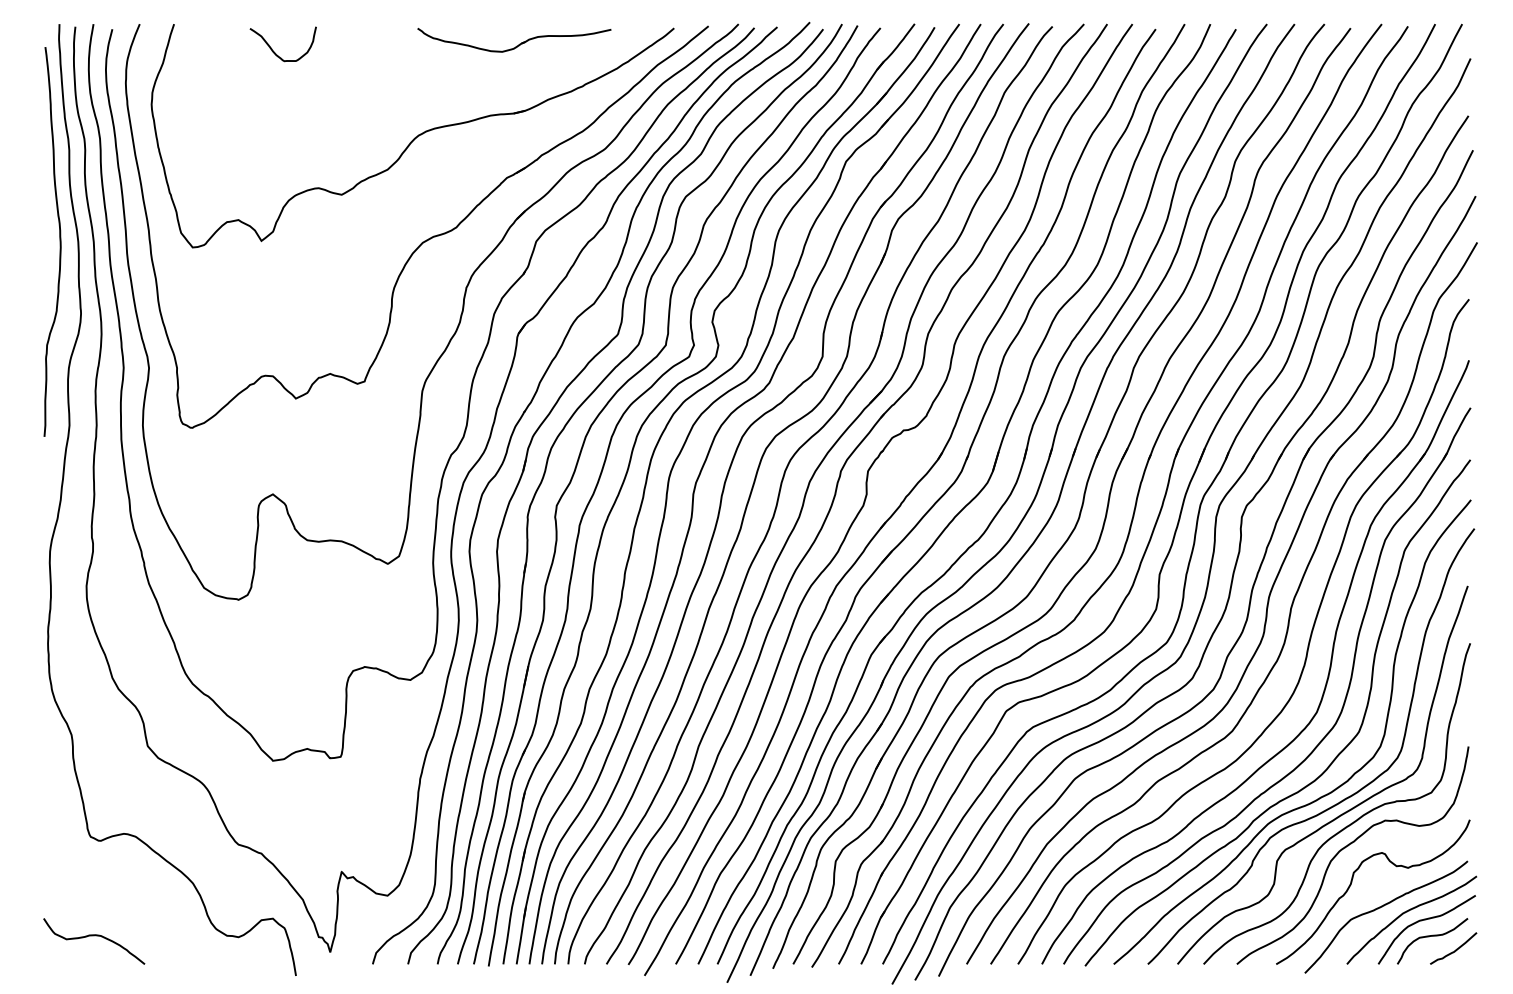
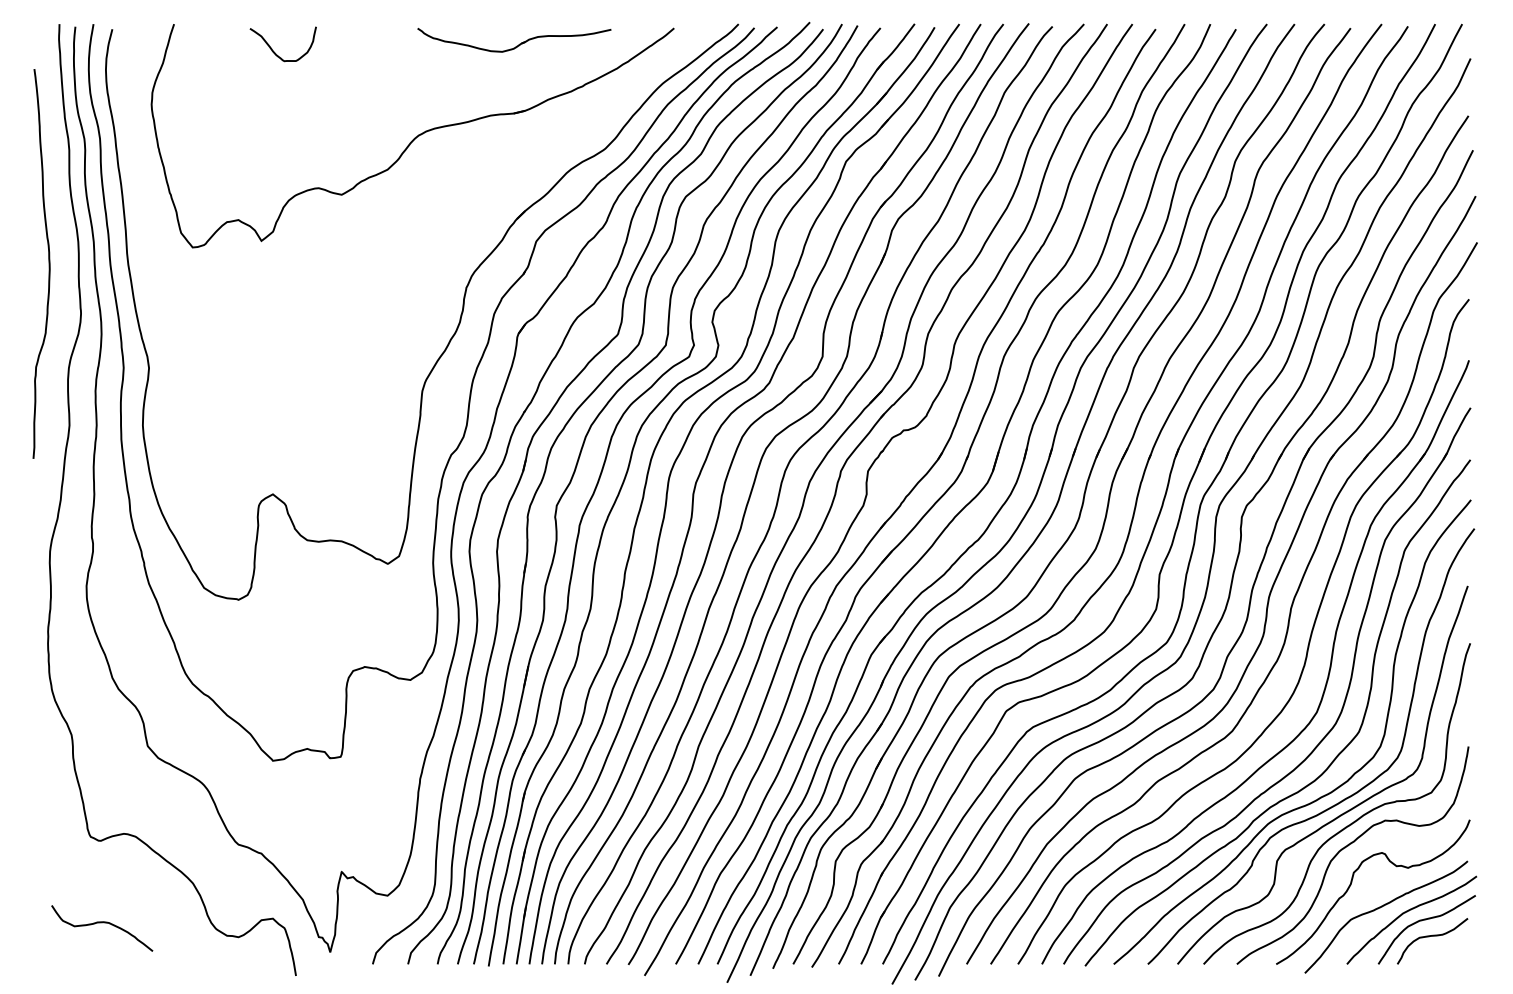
part: present -> none (424, 240)
curve position: (59, 241) -> (48, 263) (48, 263)
curve position: (94, 936) -> (102, 923) (102, 923)
curve: present -> none (1455, 949)
